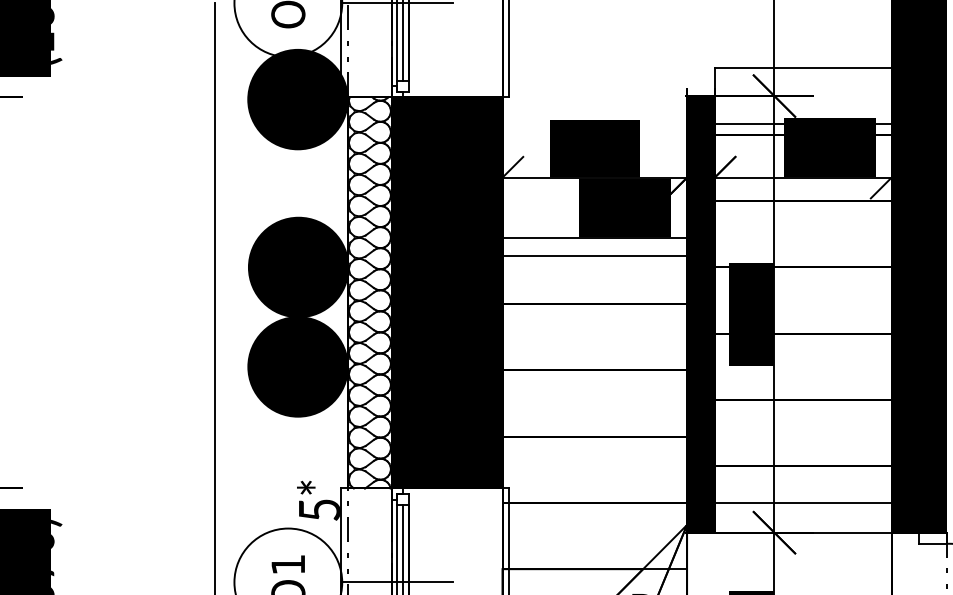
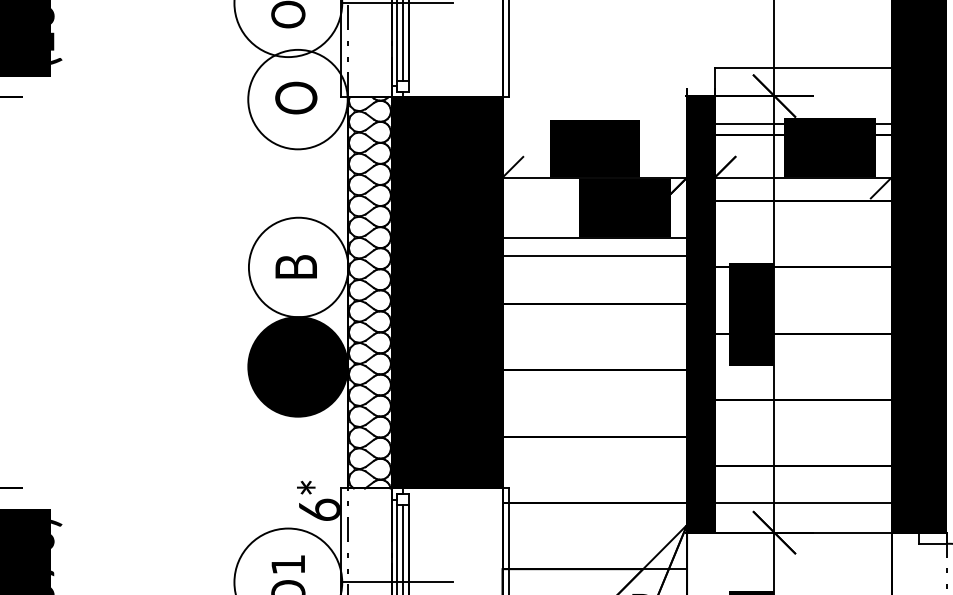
fill: present -> none (297, 99)
fill: present -> none (298, 267)
line: present -> none (215, 297)
text: 5 -> 6 (319, 509)
